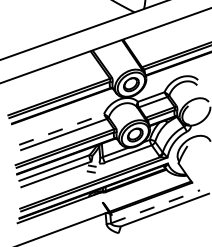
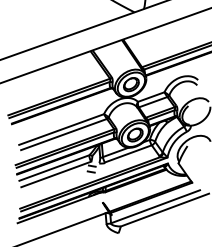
line: dashed -> solid (62, 129)
line: dashed -> solid (156, 206)
